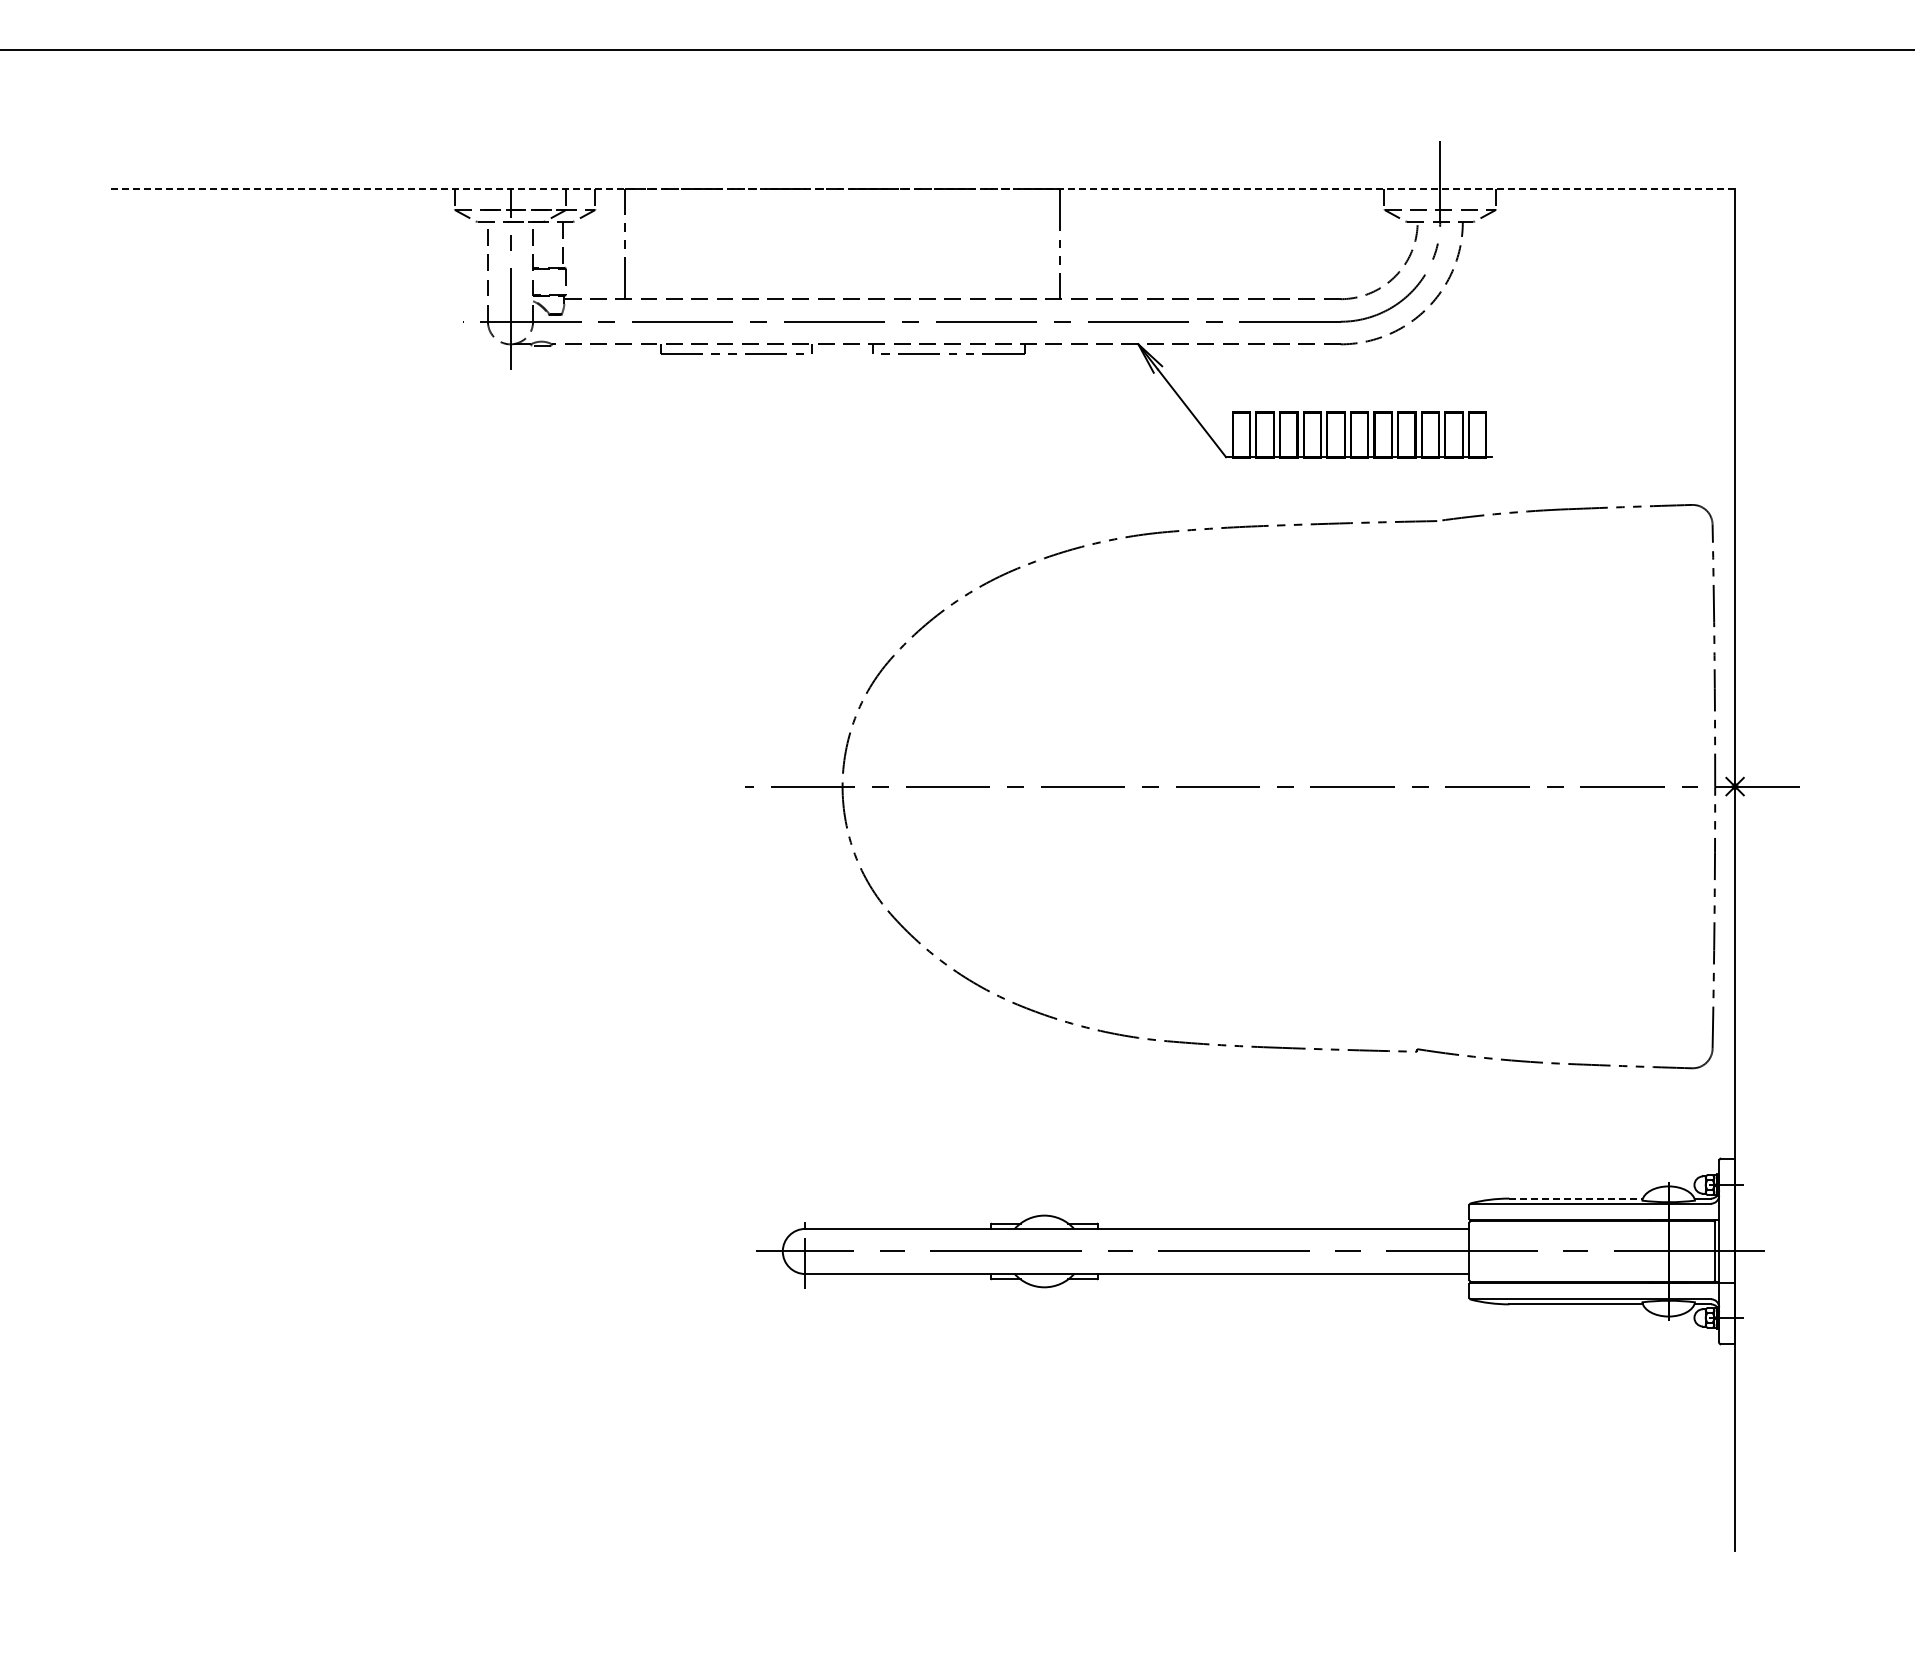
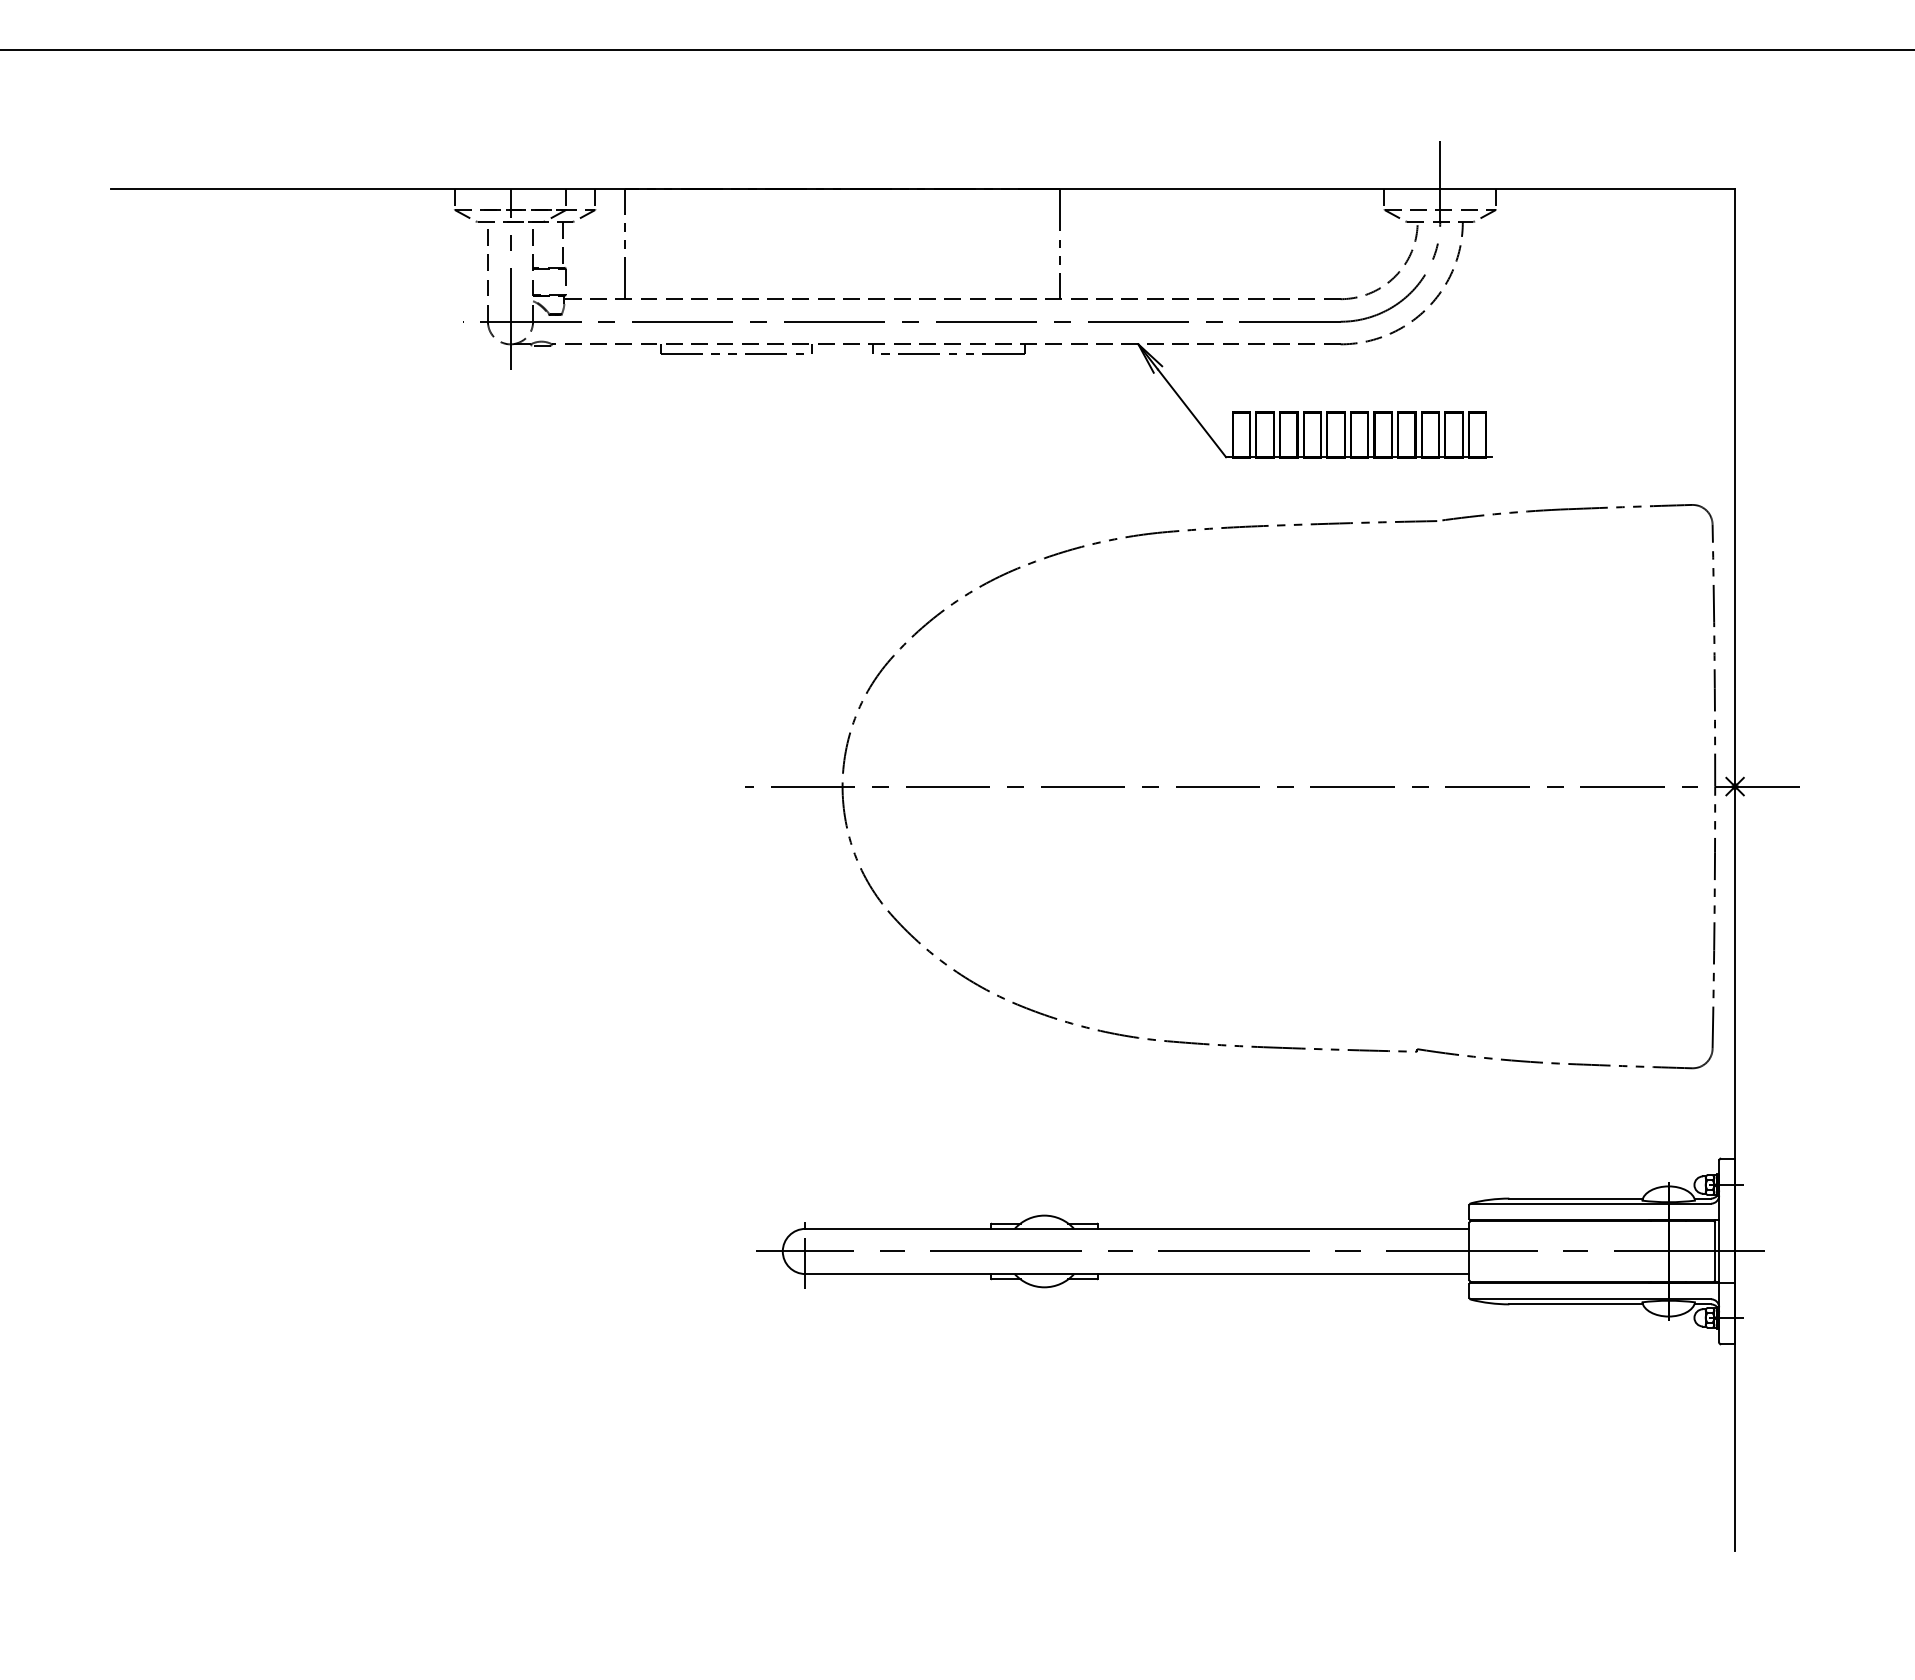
line: dashed -> solid (922, 188)
line: dashed -> solid (1576, 1198)
